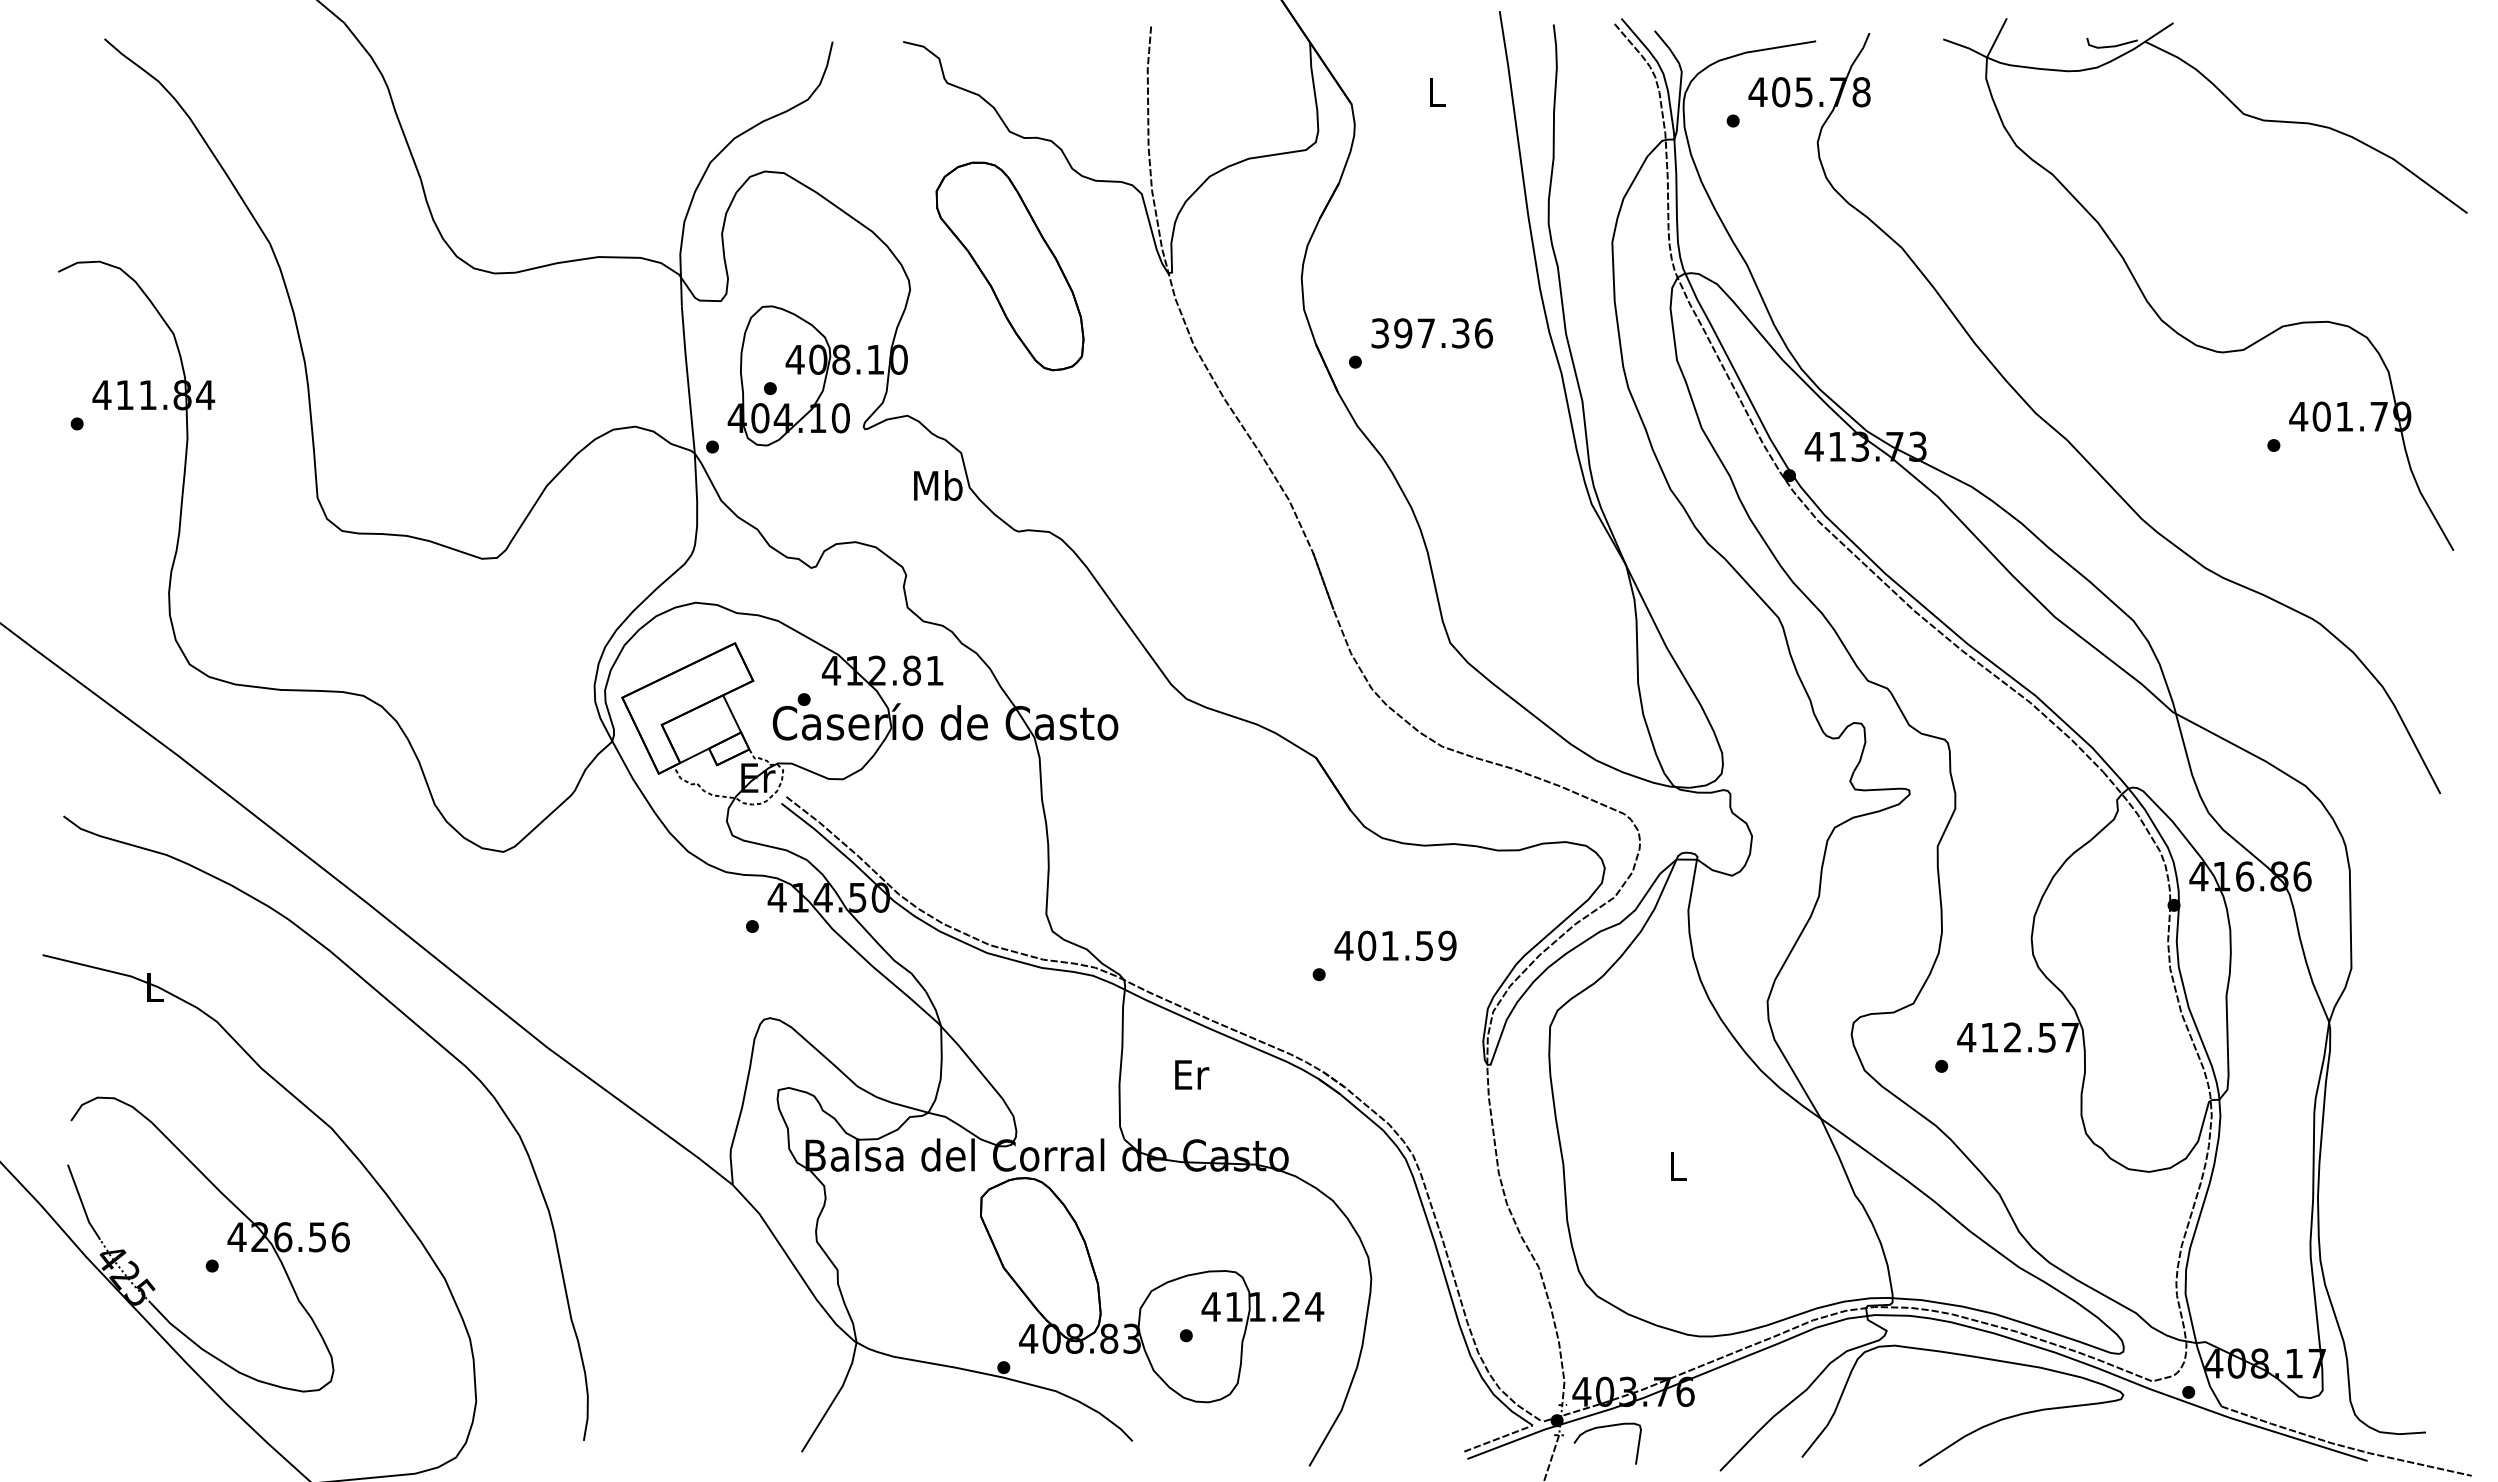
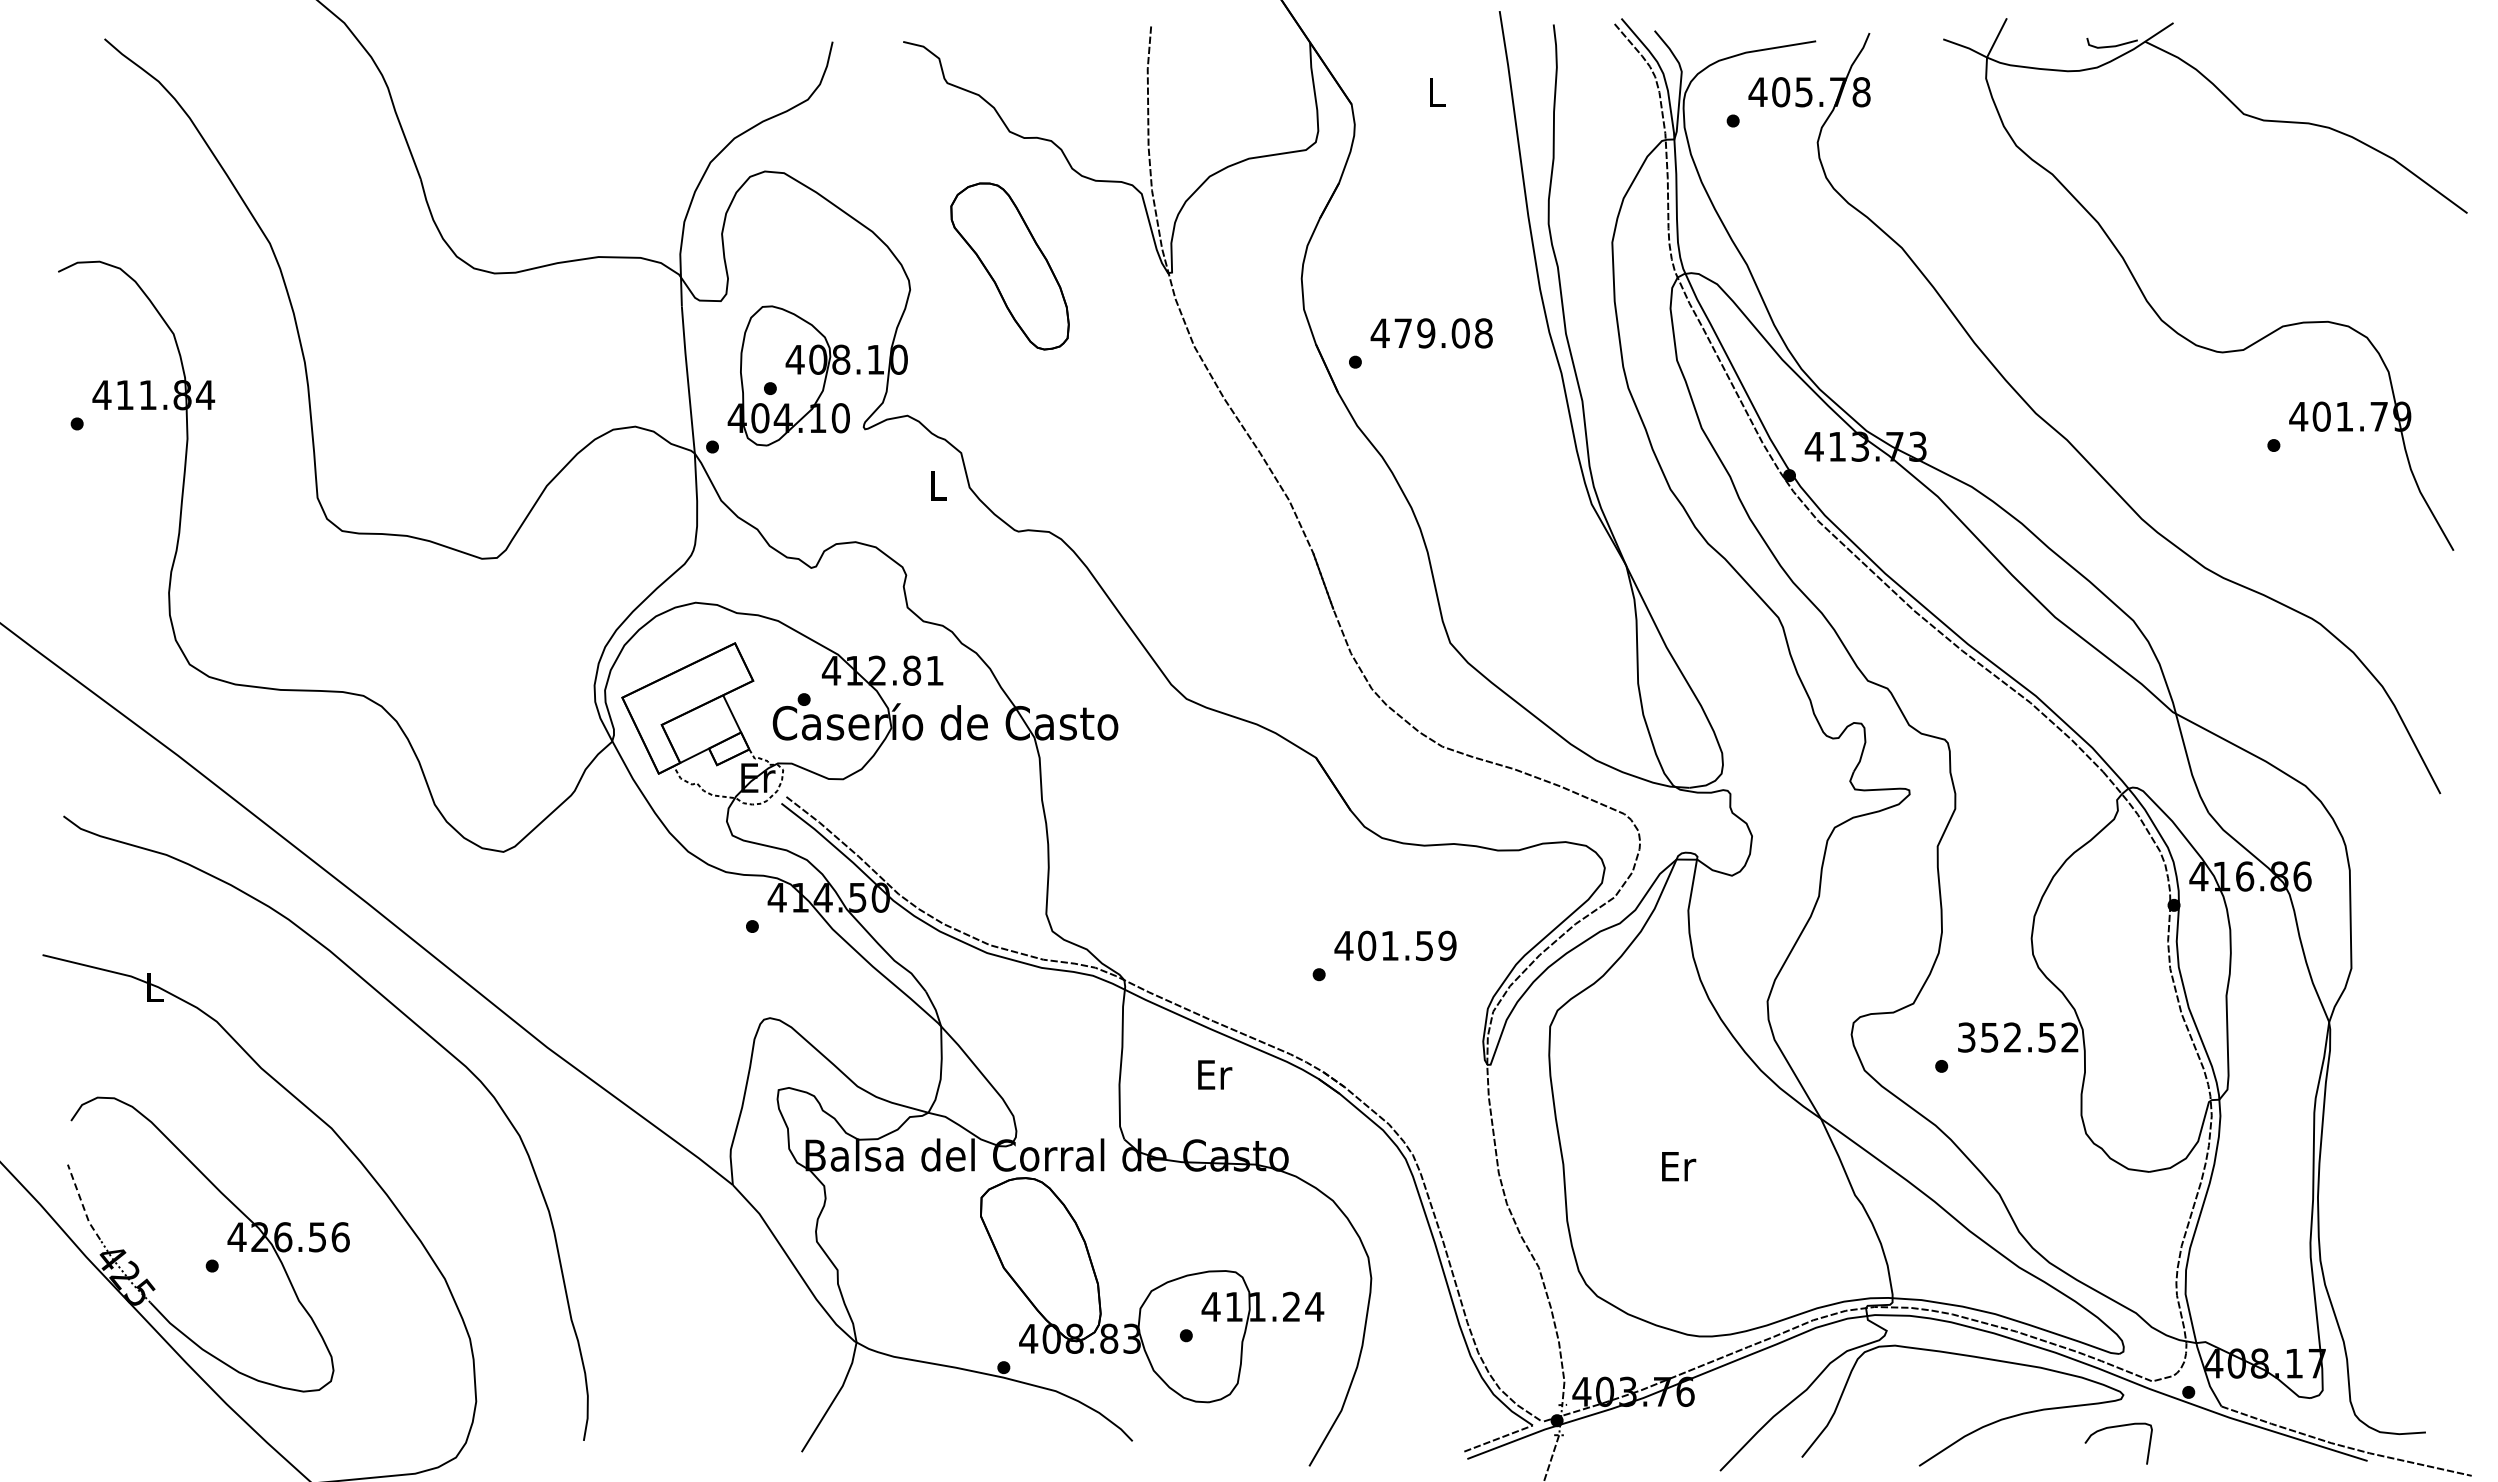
part size: 150x211 px -> 120x169 px (1009, 266)
text: 397.36 -> 479.08 (1431, 333)
text: Mb -> L (938, 485)
text: 412.57 -> 352.52 (2017, 1037)
text position: (1192, 1074) -> (1215, 1074) (1215, 1074)
text: L -> Er (1679, 1166)
line: solid -> dashed (82, 1203)
curve position: (1607, 1427) -> (2118, 1427) (2118, 1427)
